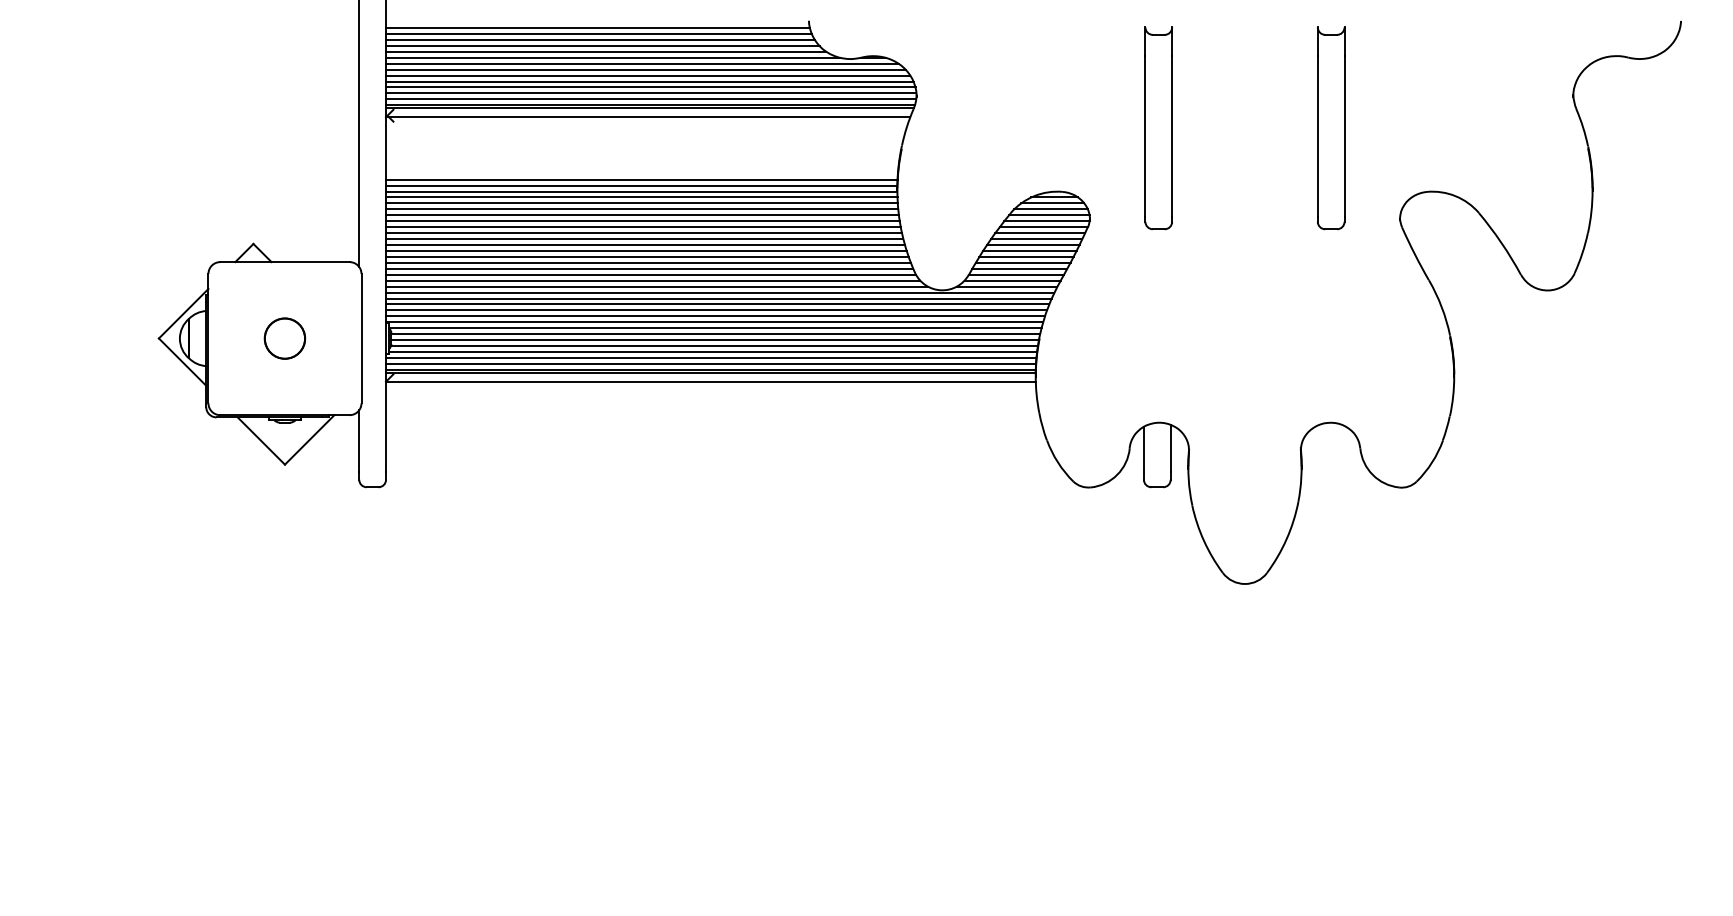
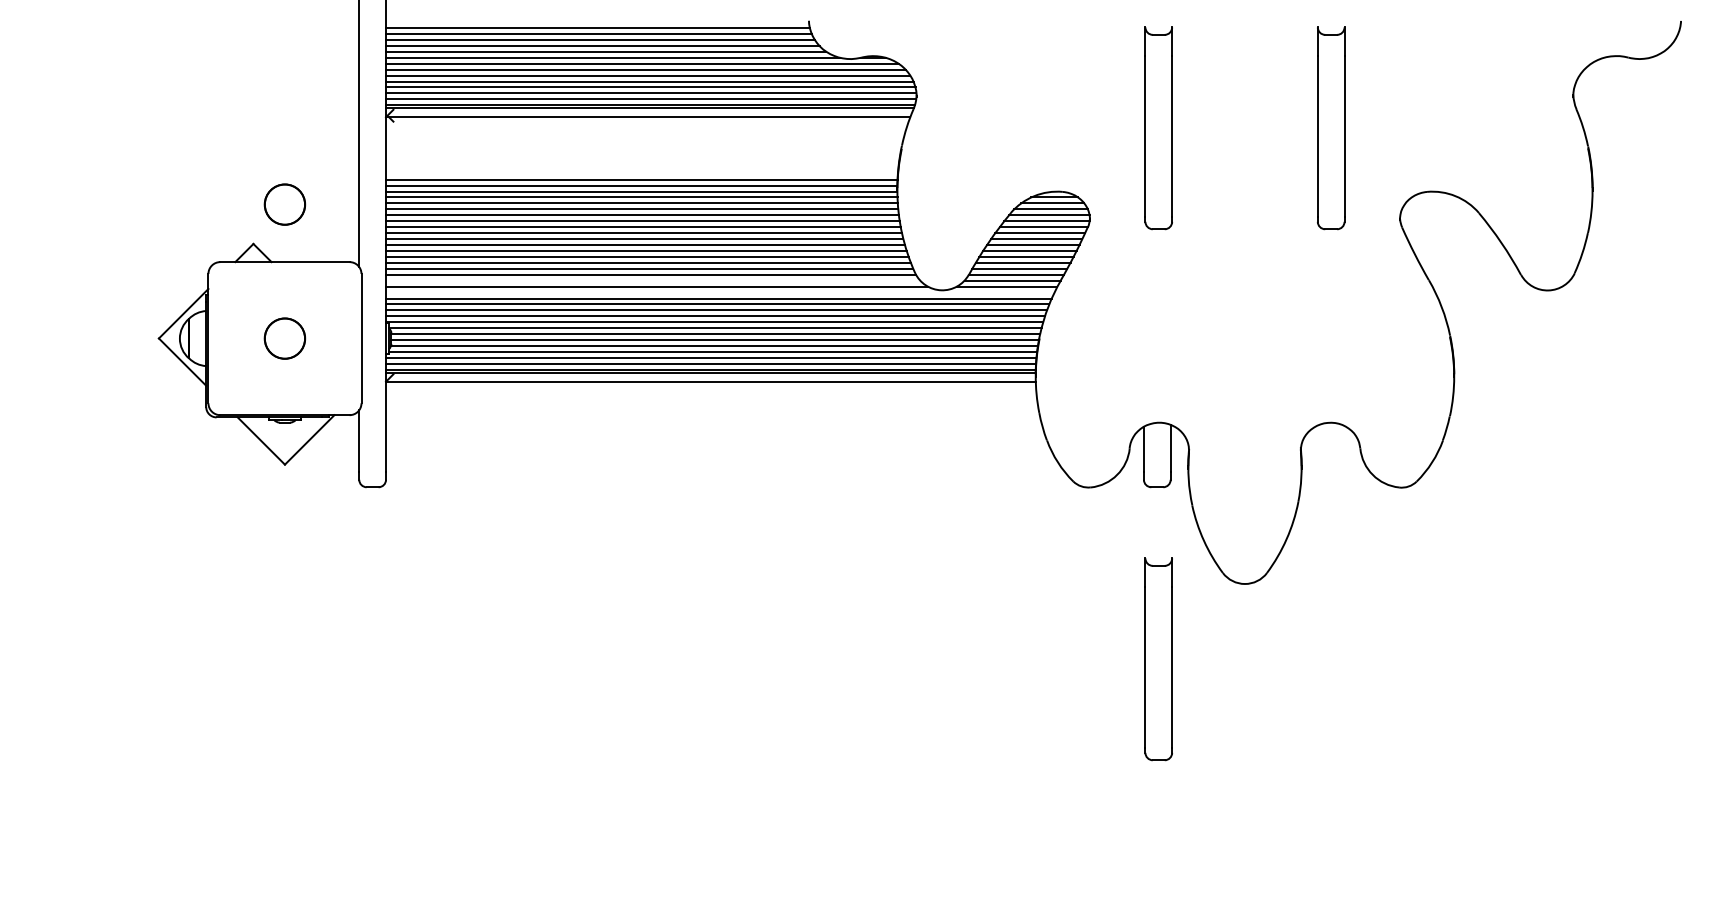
part: none -> present (284, 204)
line: present -> none (653, 280)
line: present -> none (720, 292)
part: none -> present (1158, 659)
